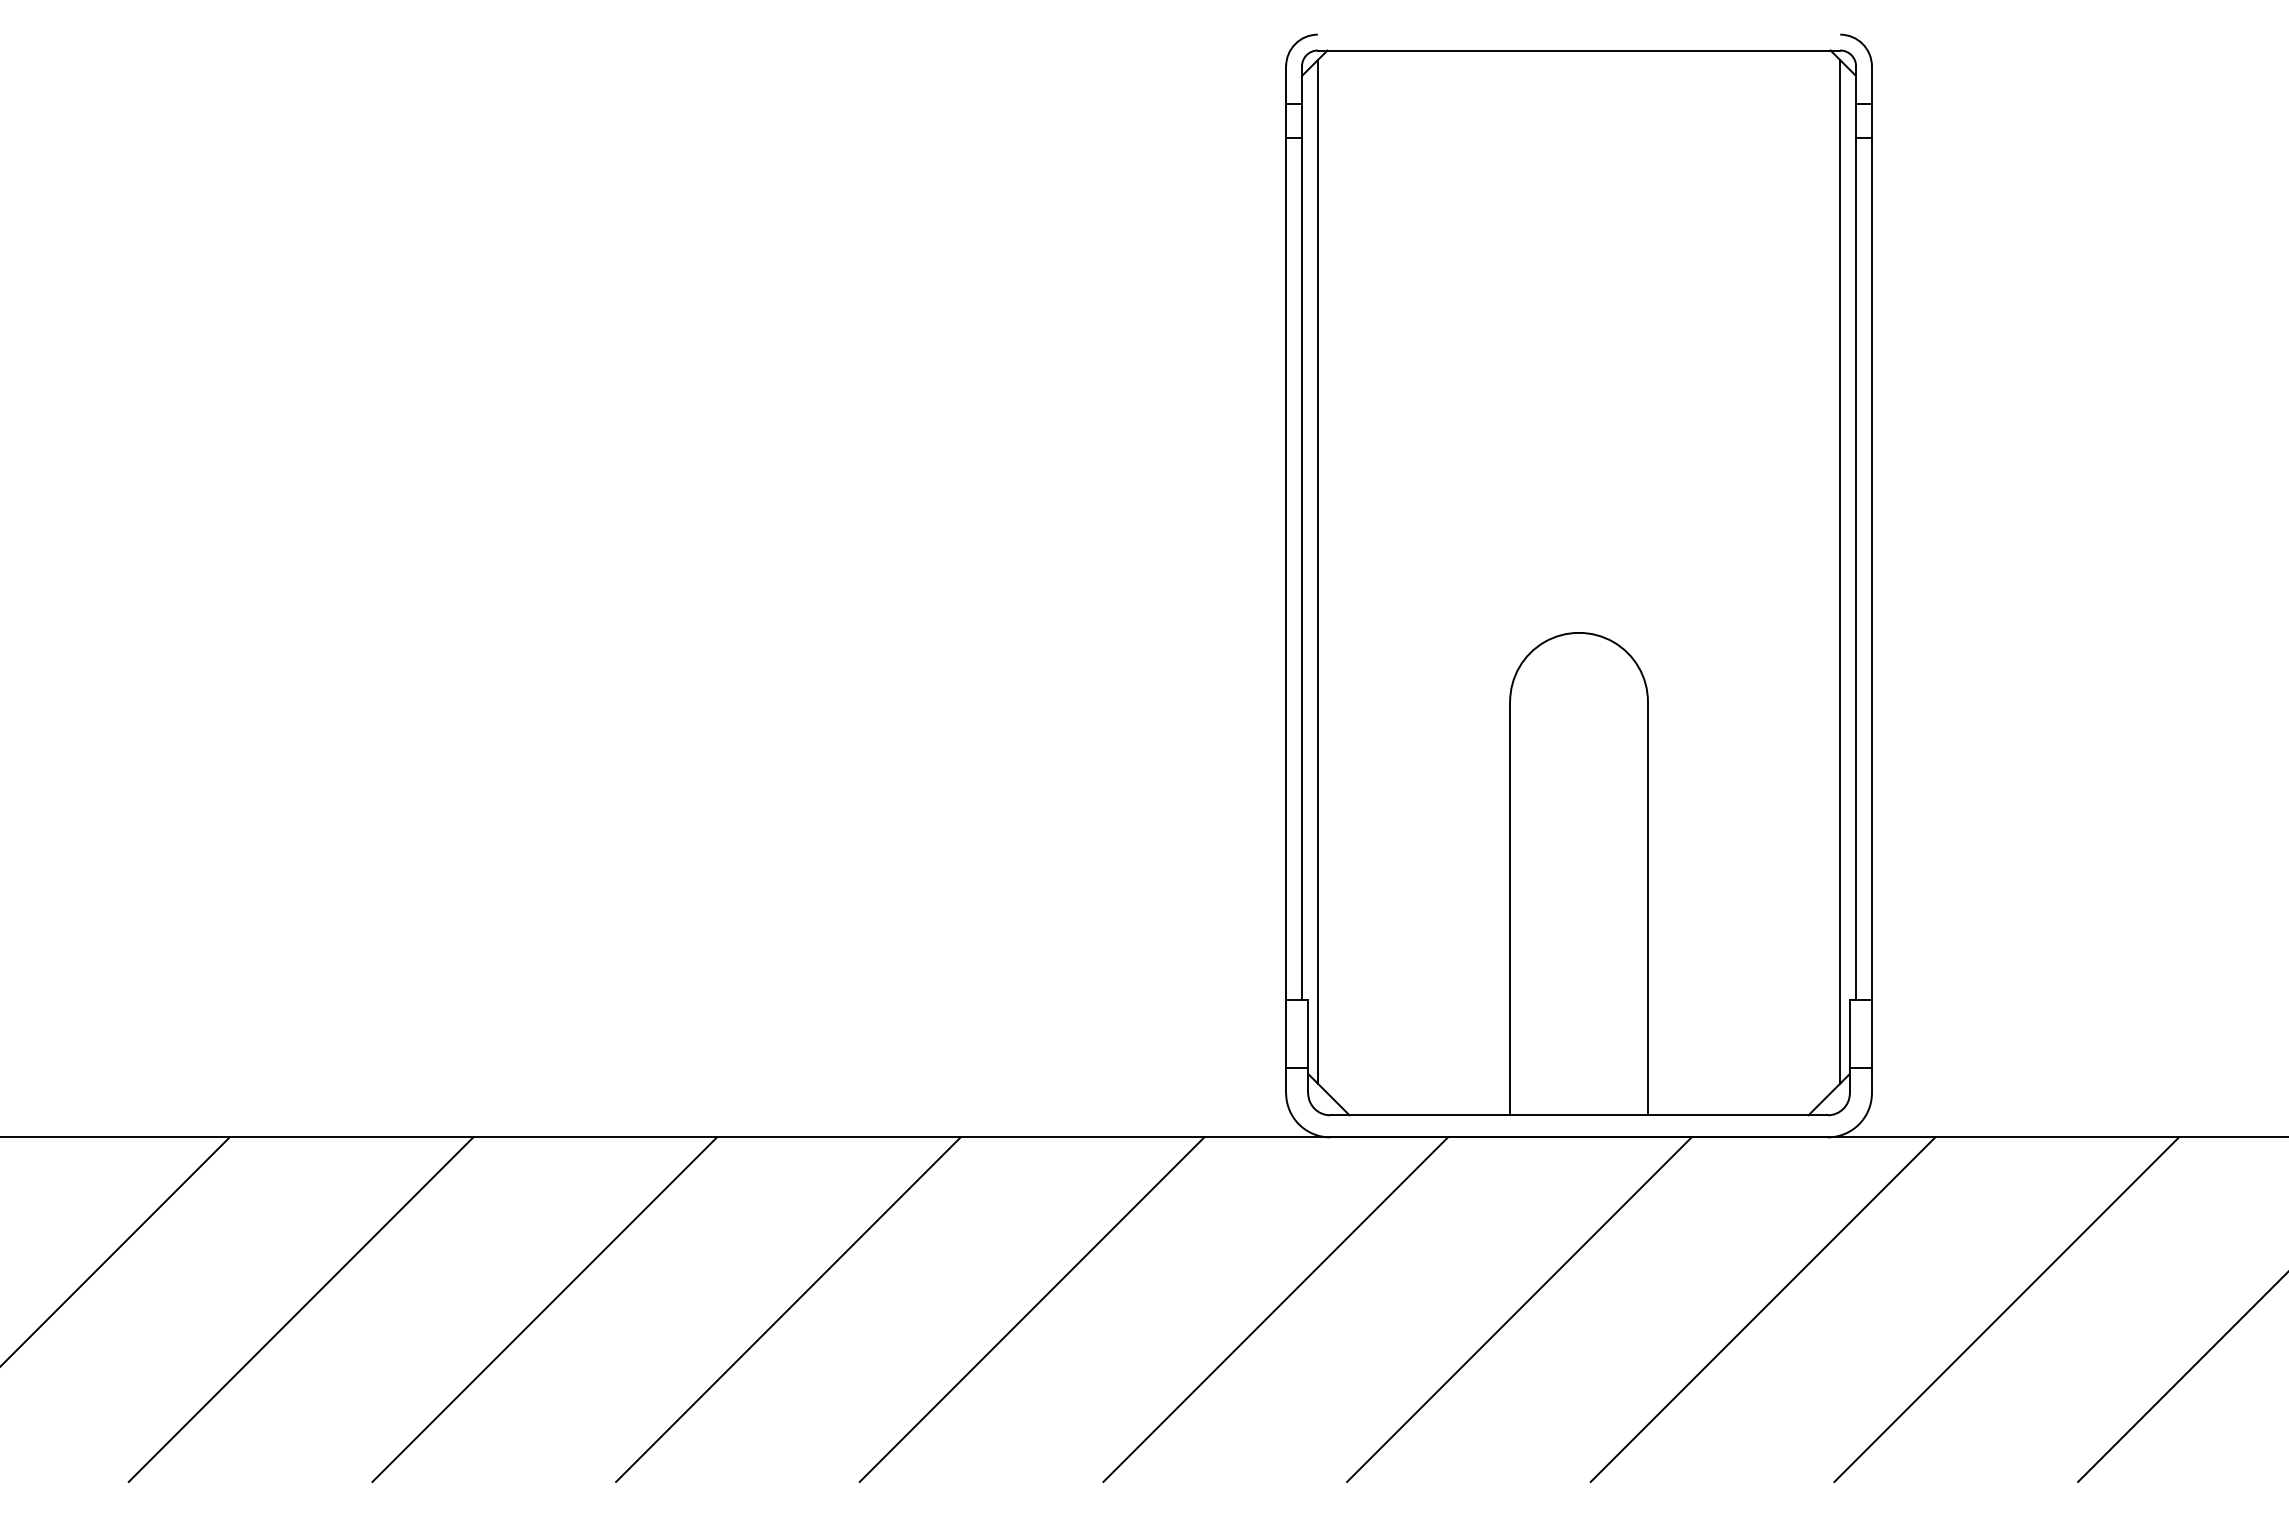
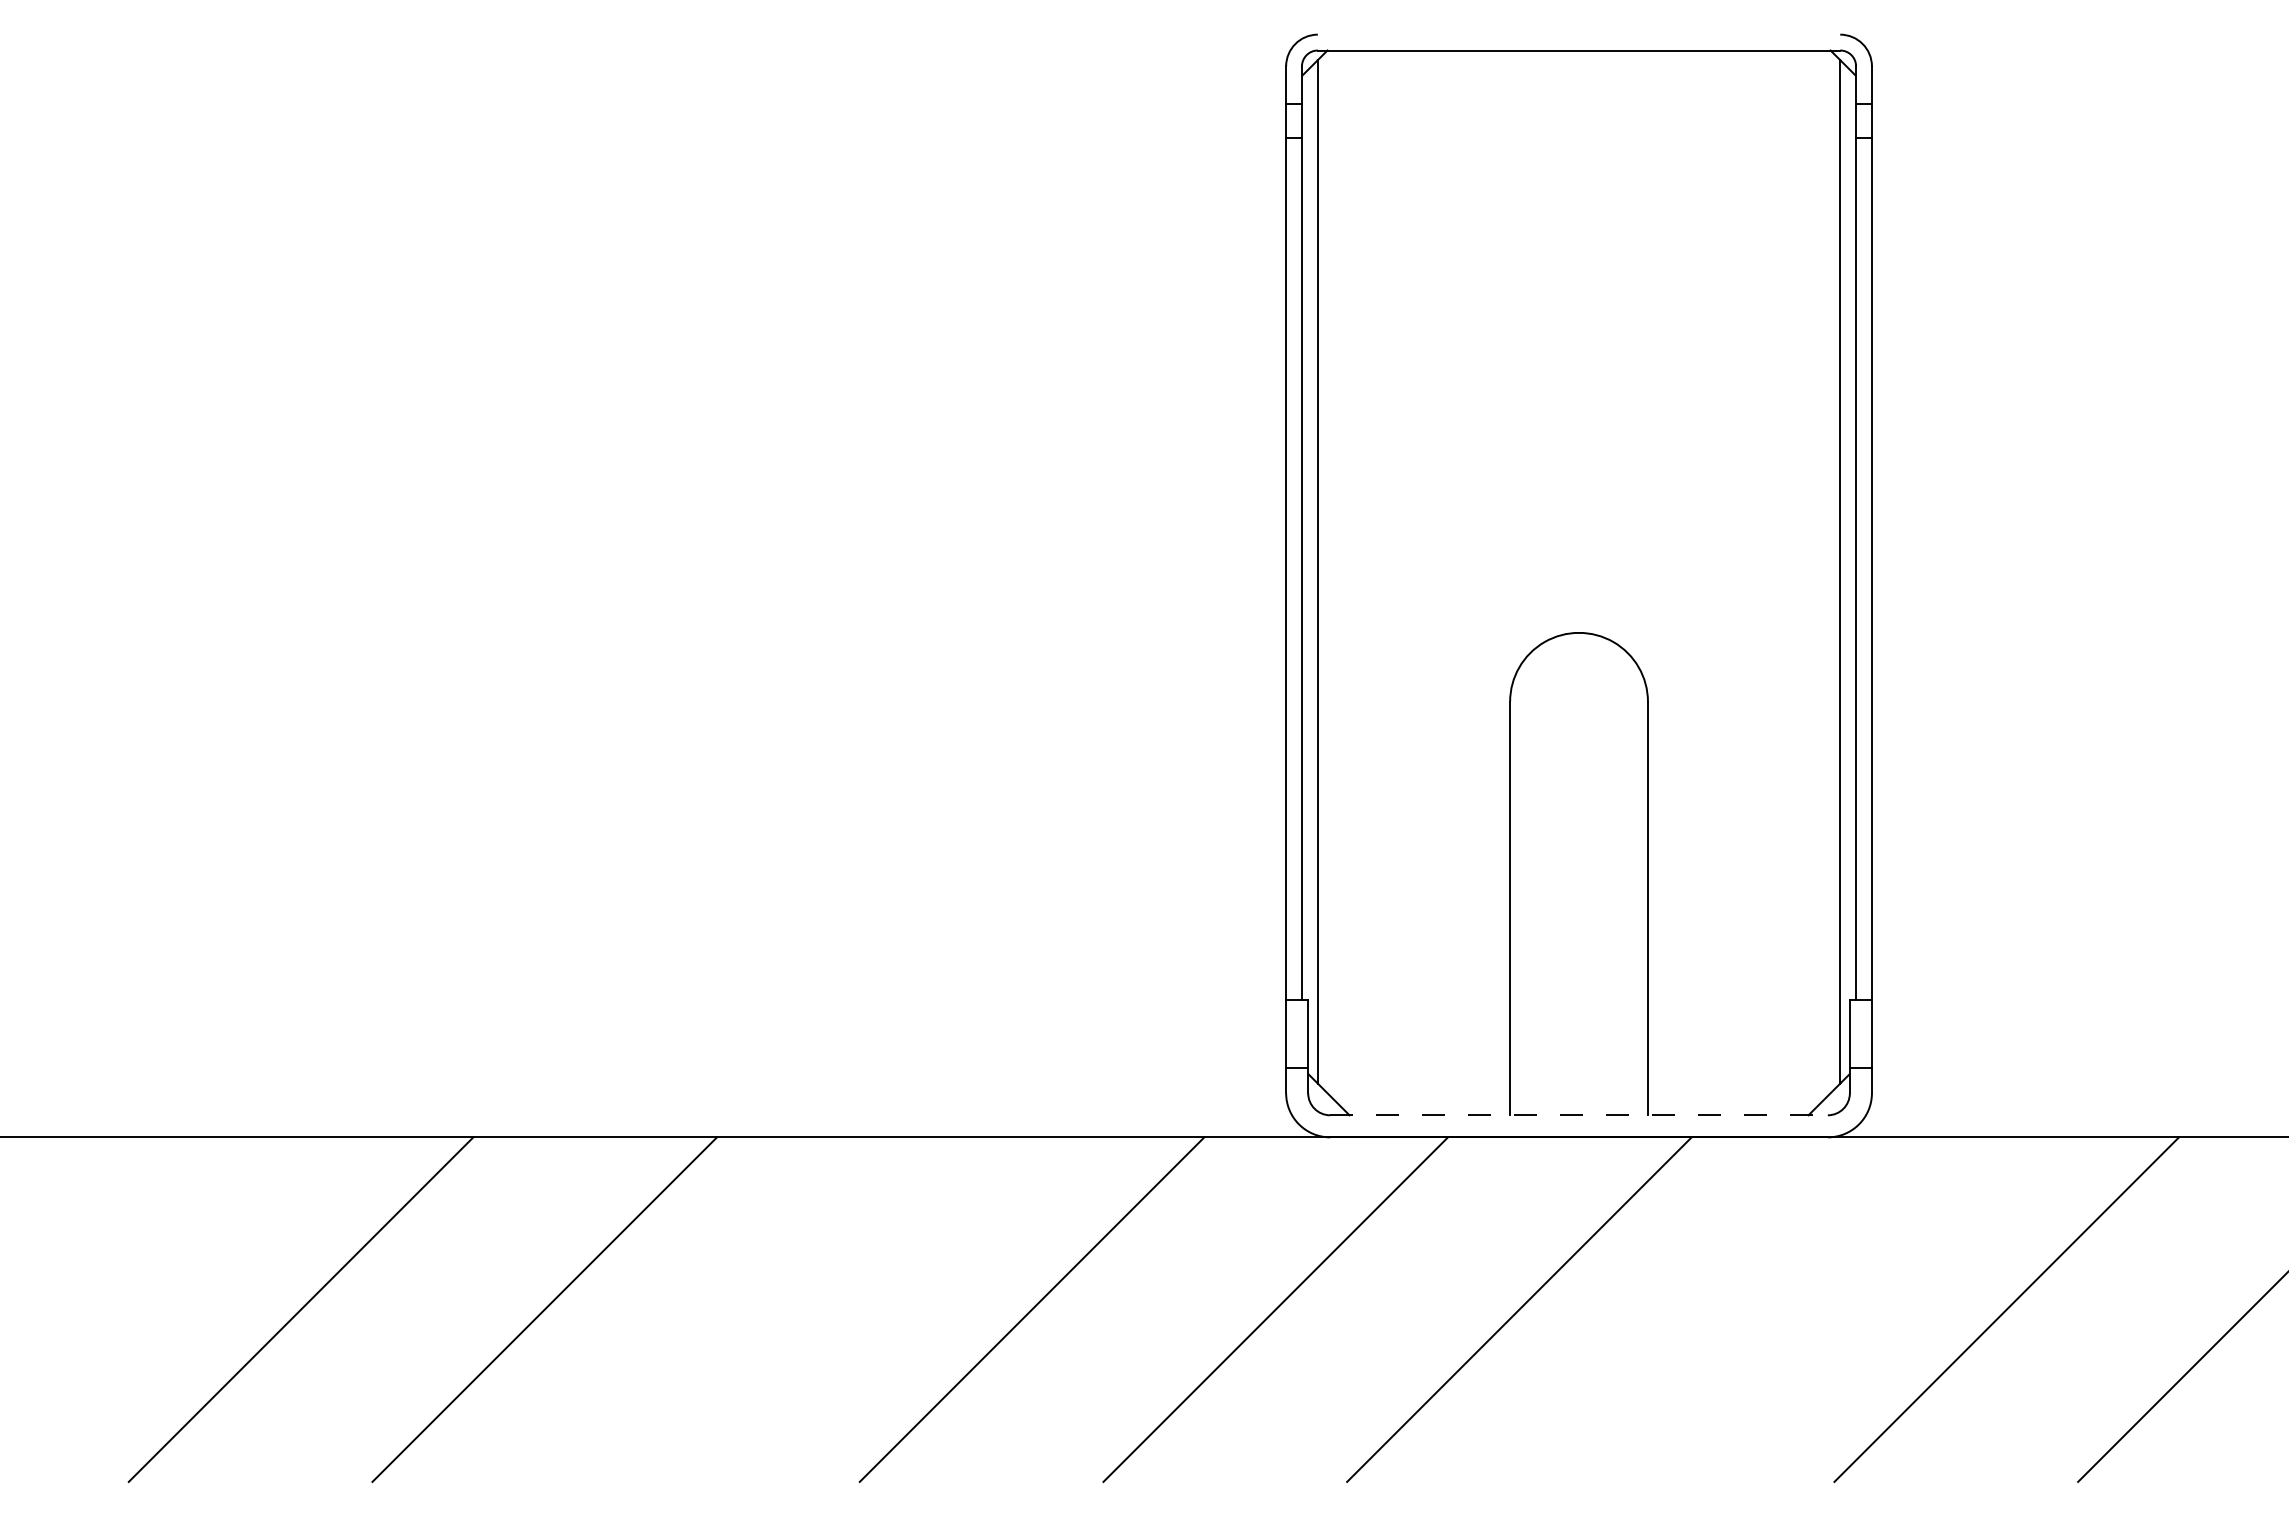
line: solid -> dashed (1579, 1115)
line: present -> none (115, 1250)
line: present -> none (788, 1309)
line: present -> none (1762, 1309)
